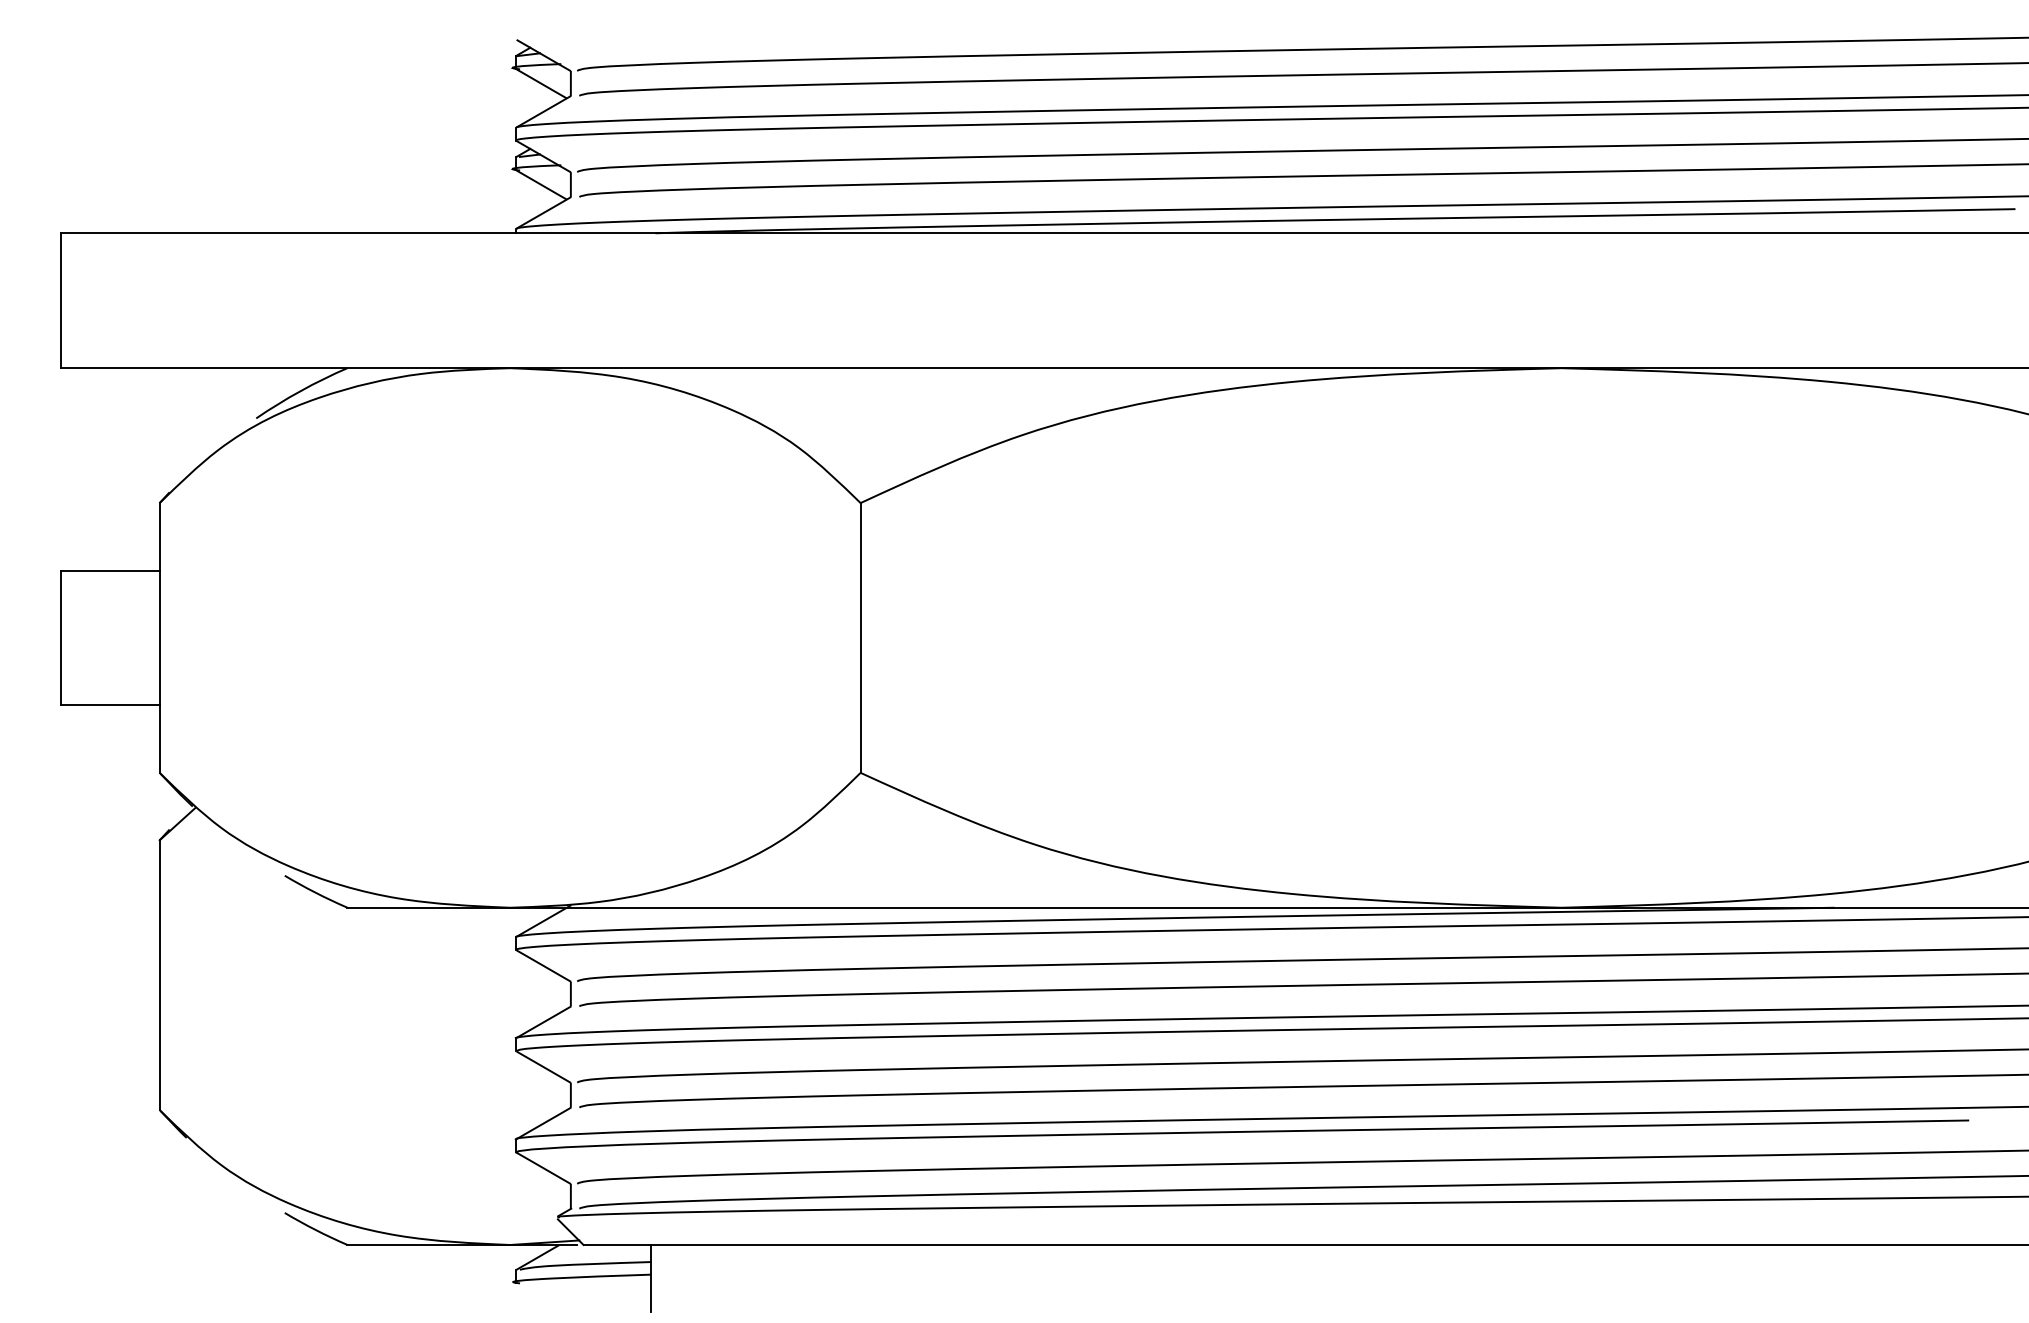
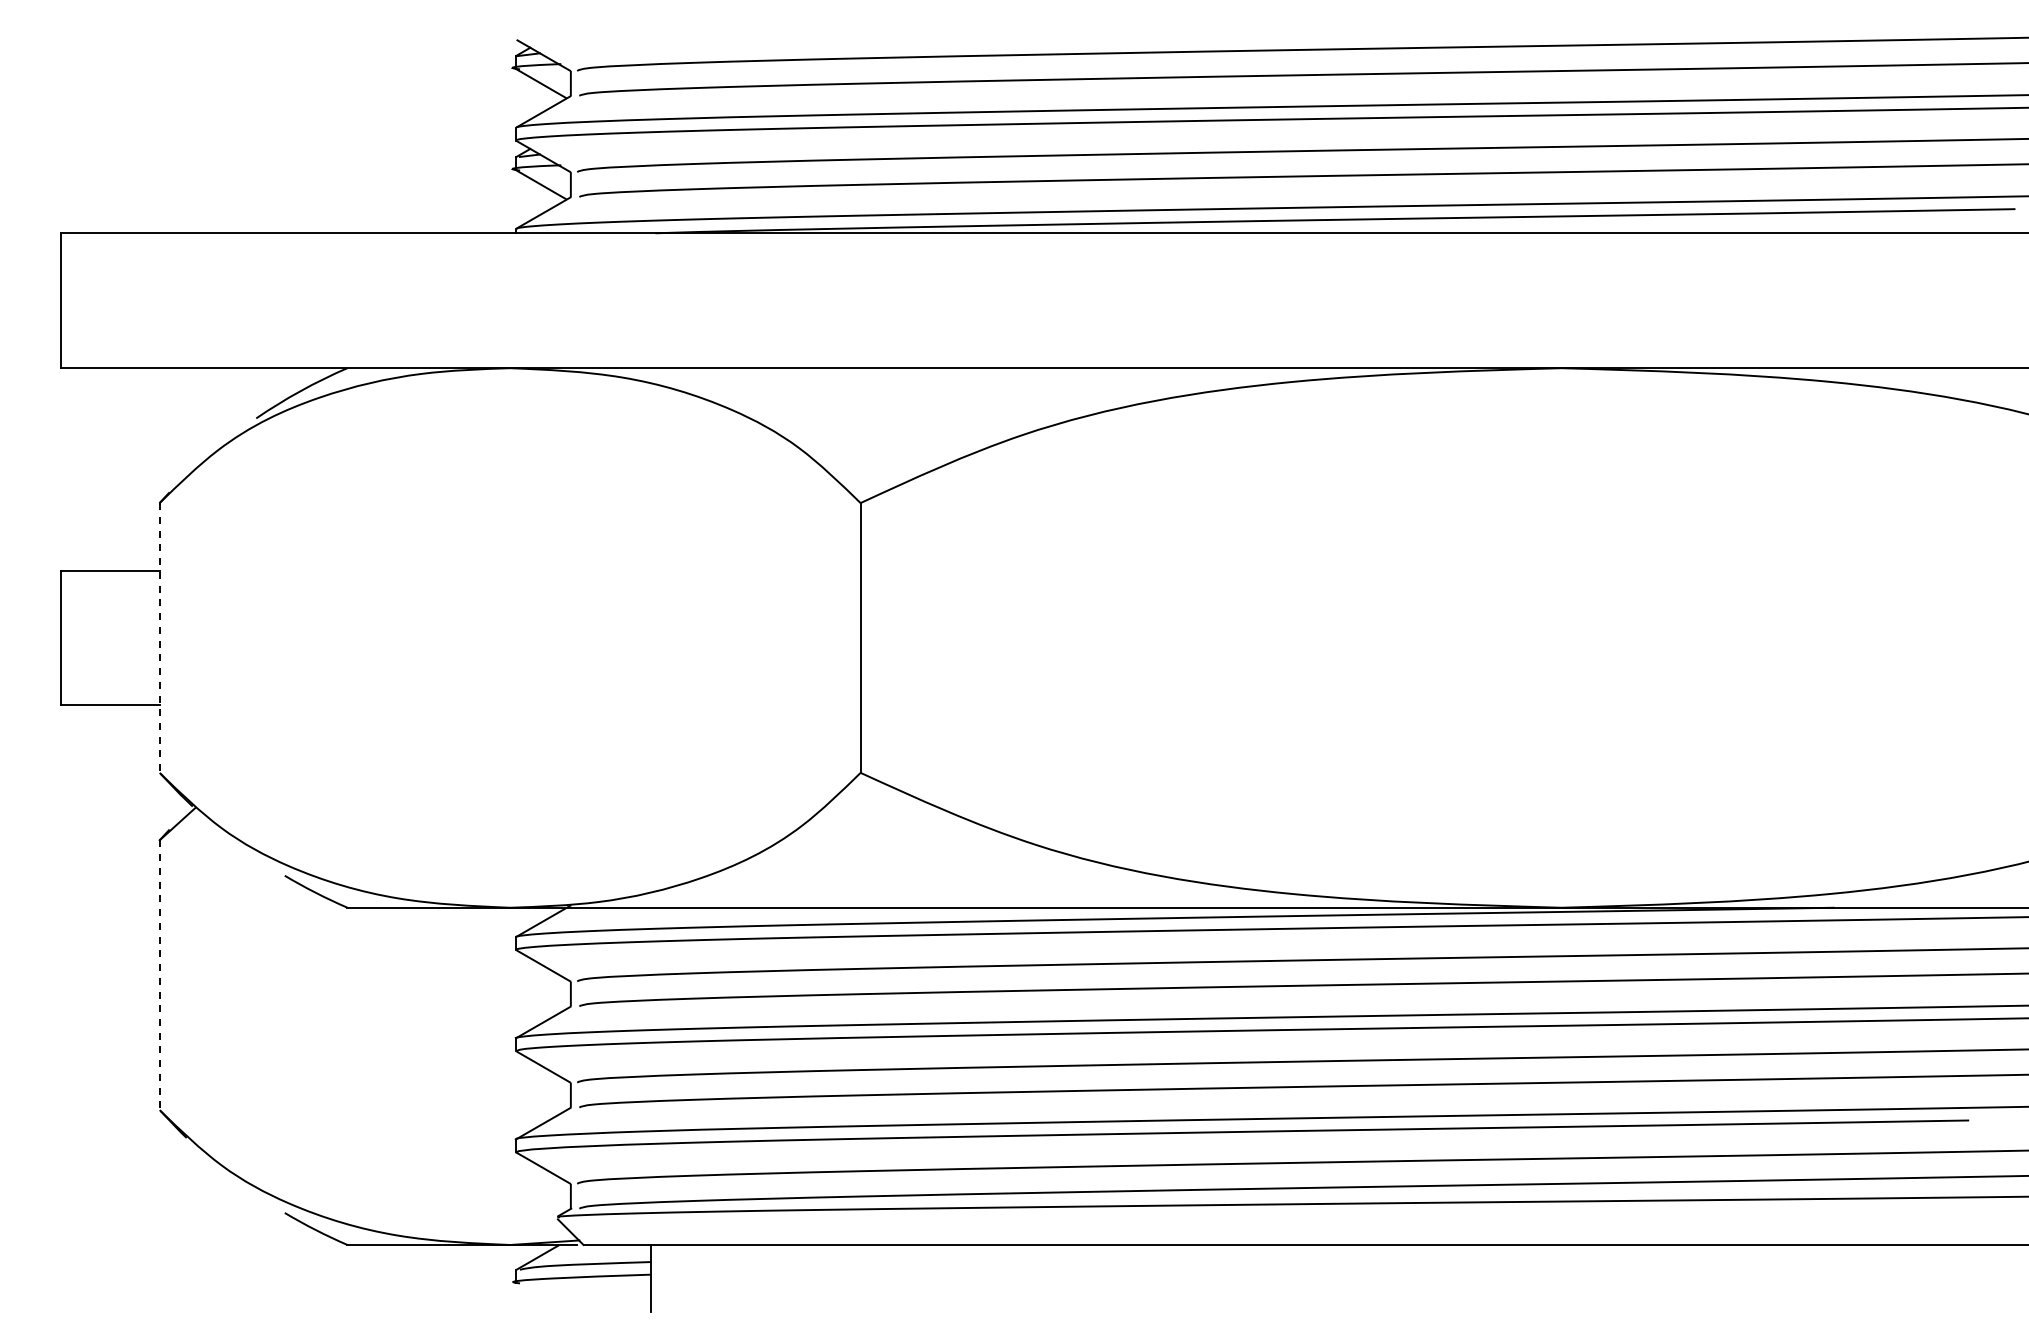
line: solid -> dashed (159, 637)
line: solid -> dashed (159, 975)
